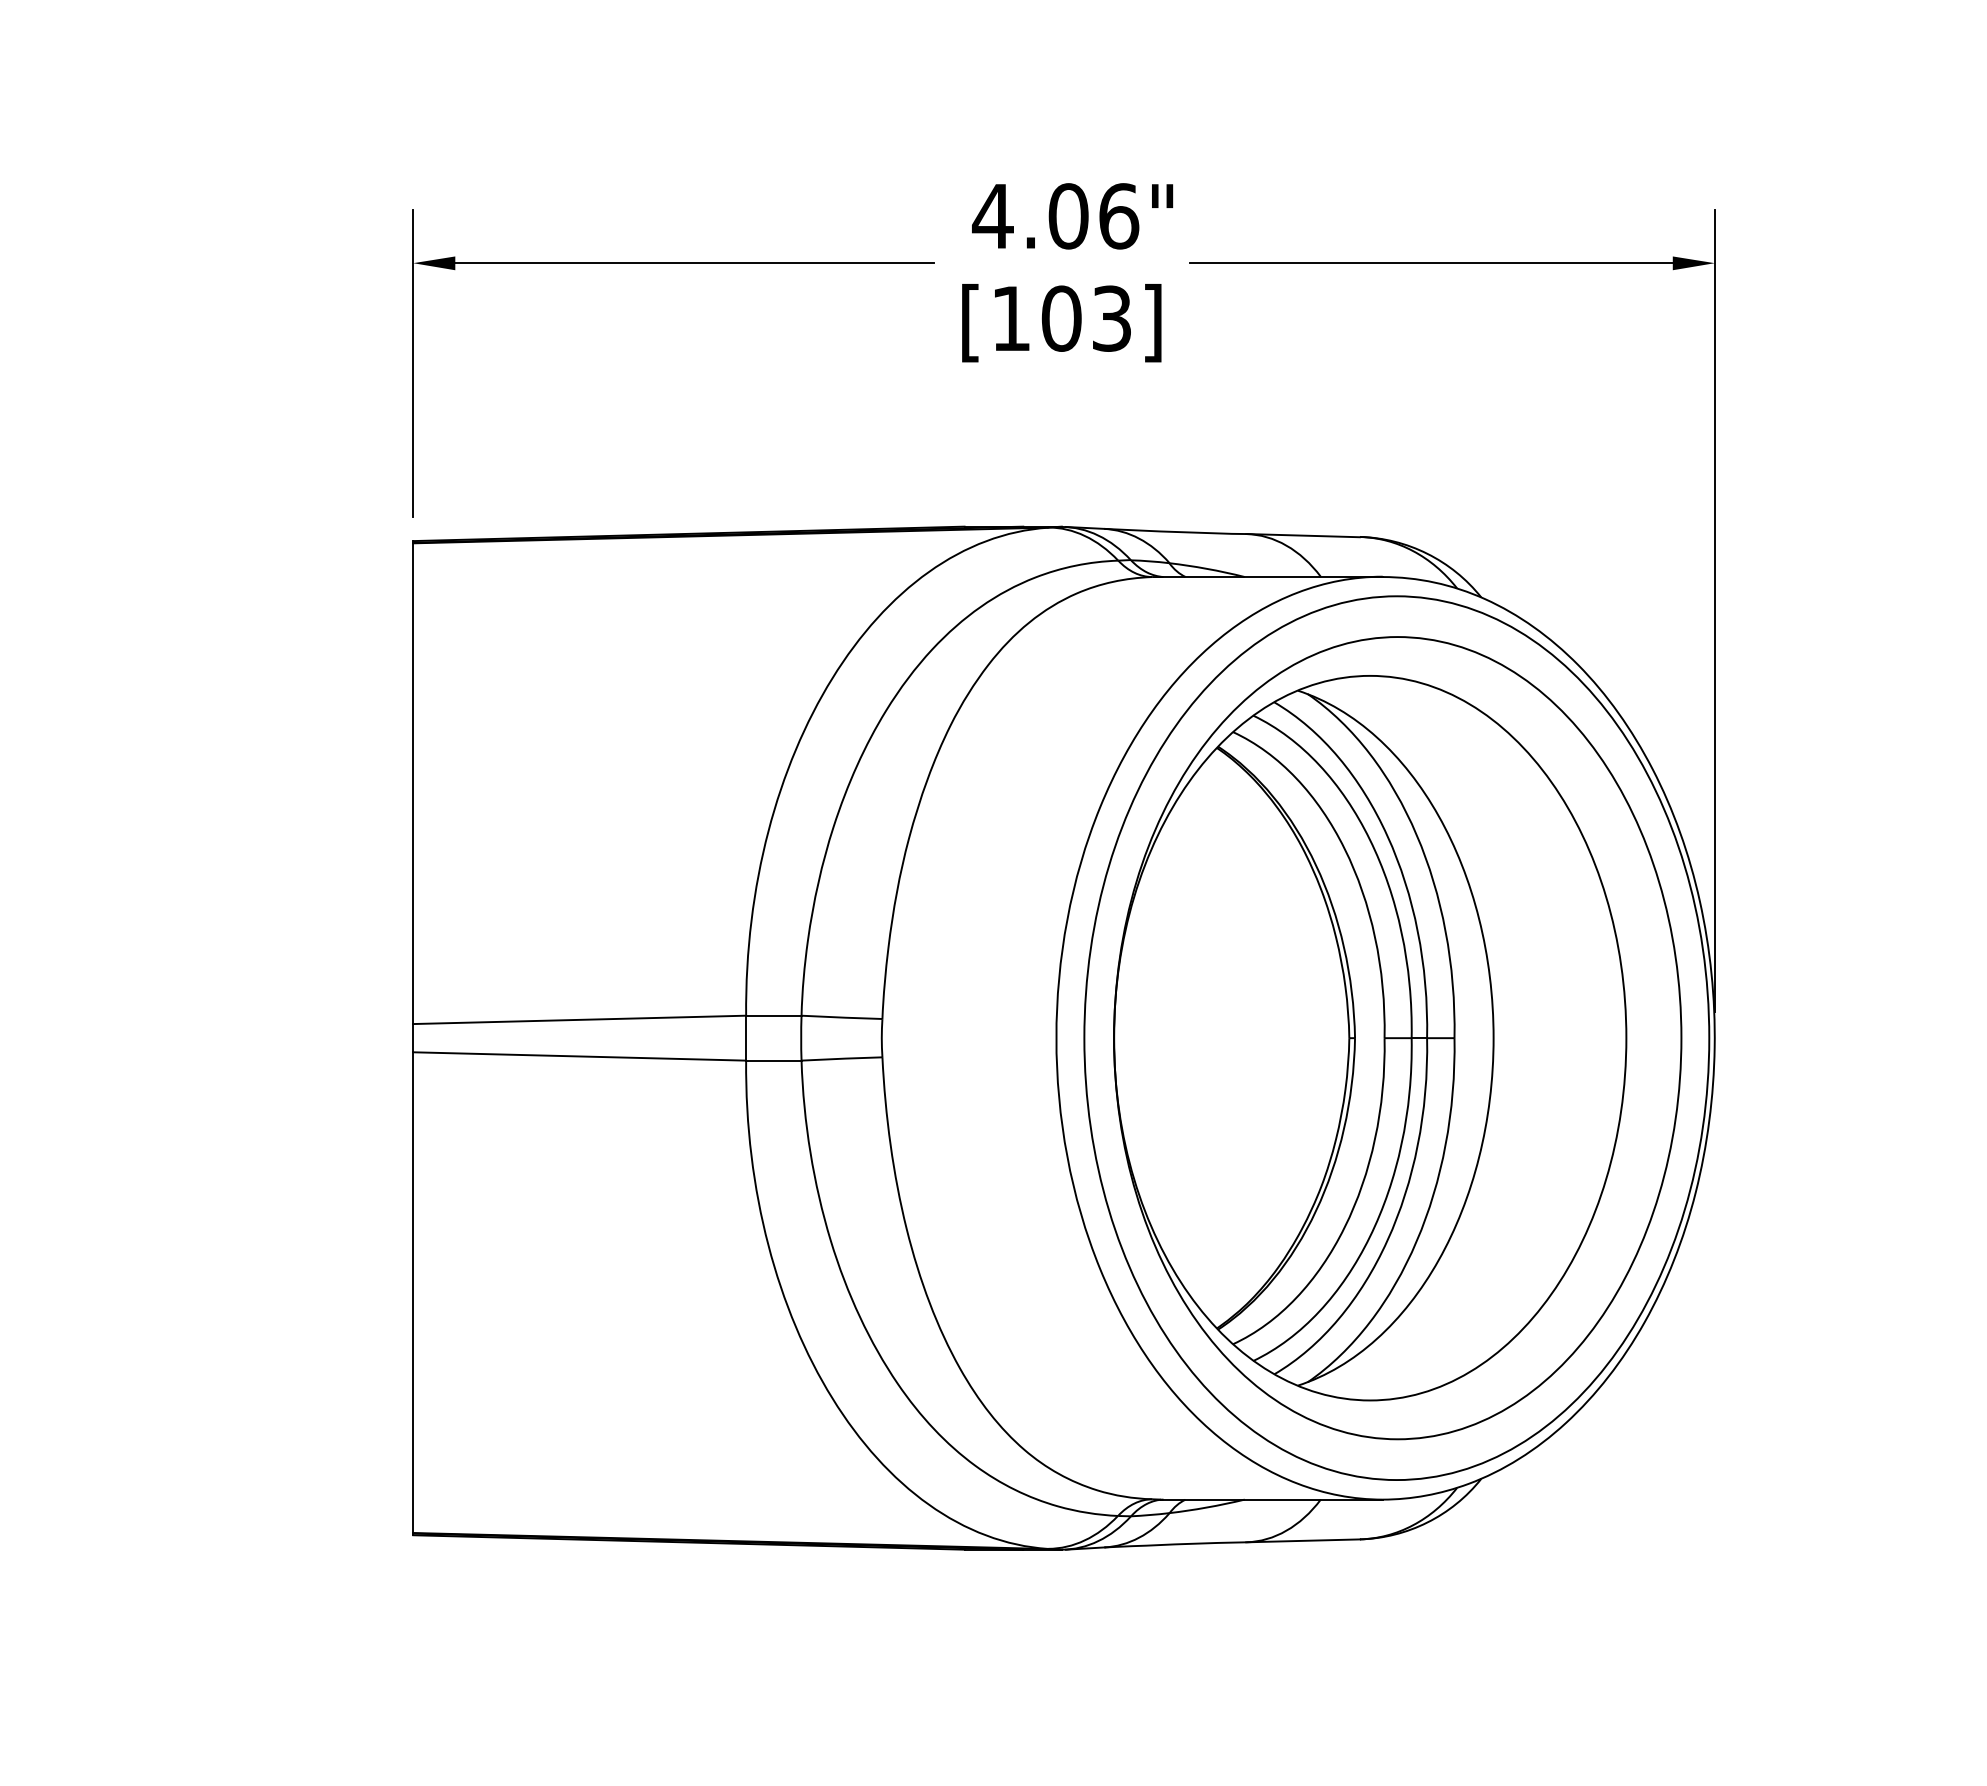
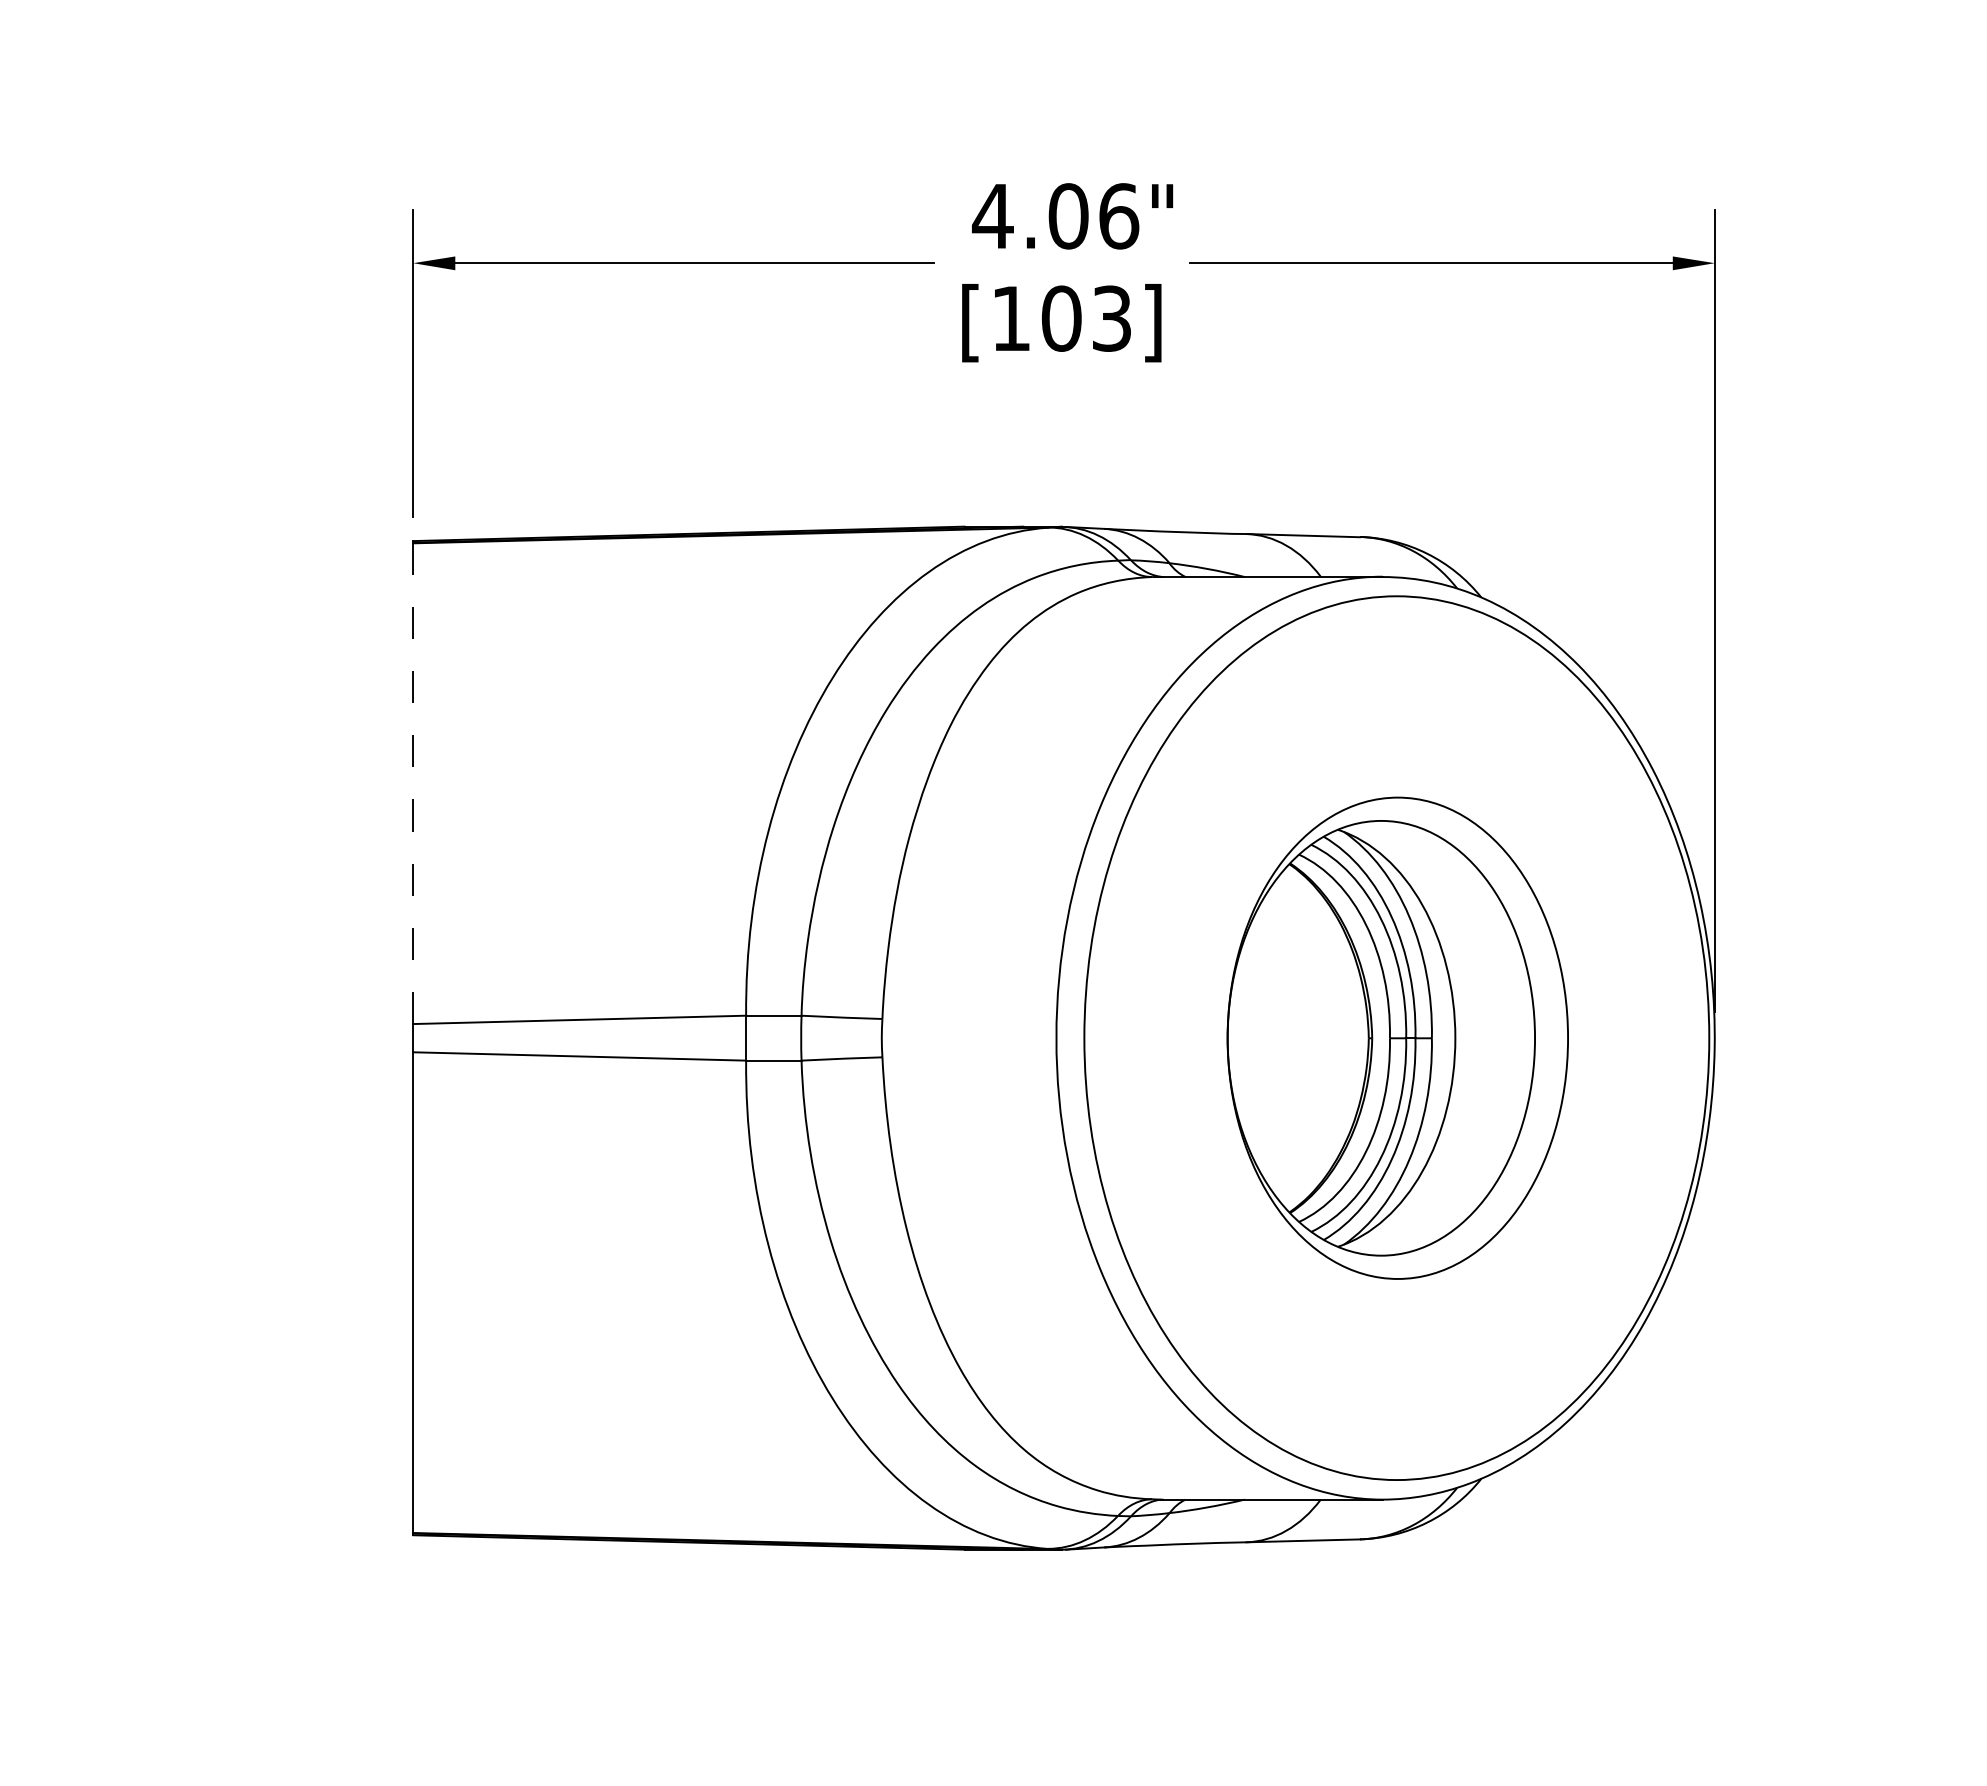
line: solid -> dashed (413, 783)
part size: 570x805 px -> 343x484 px (1397, 1037)
